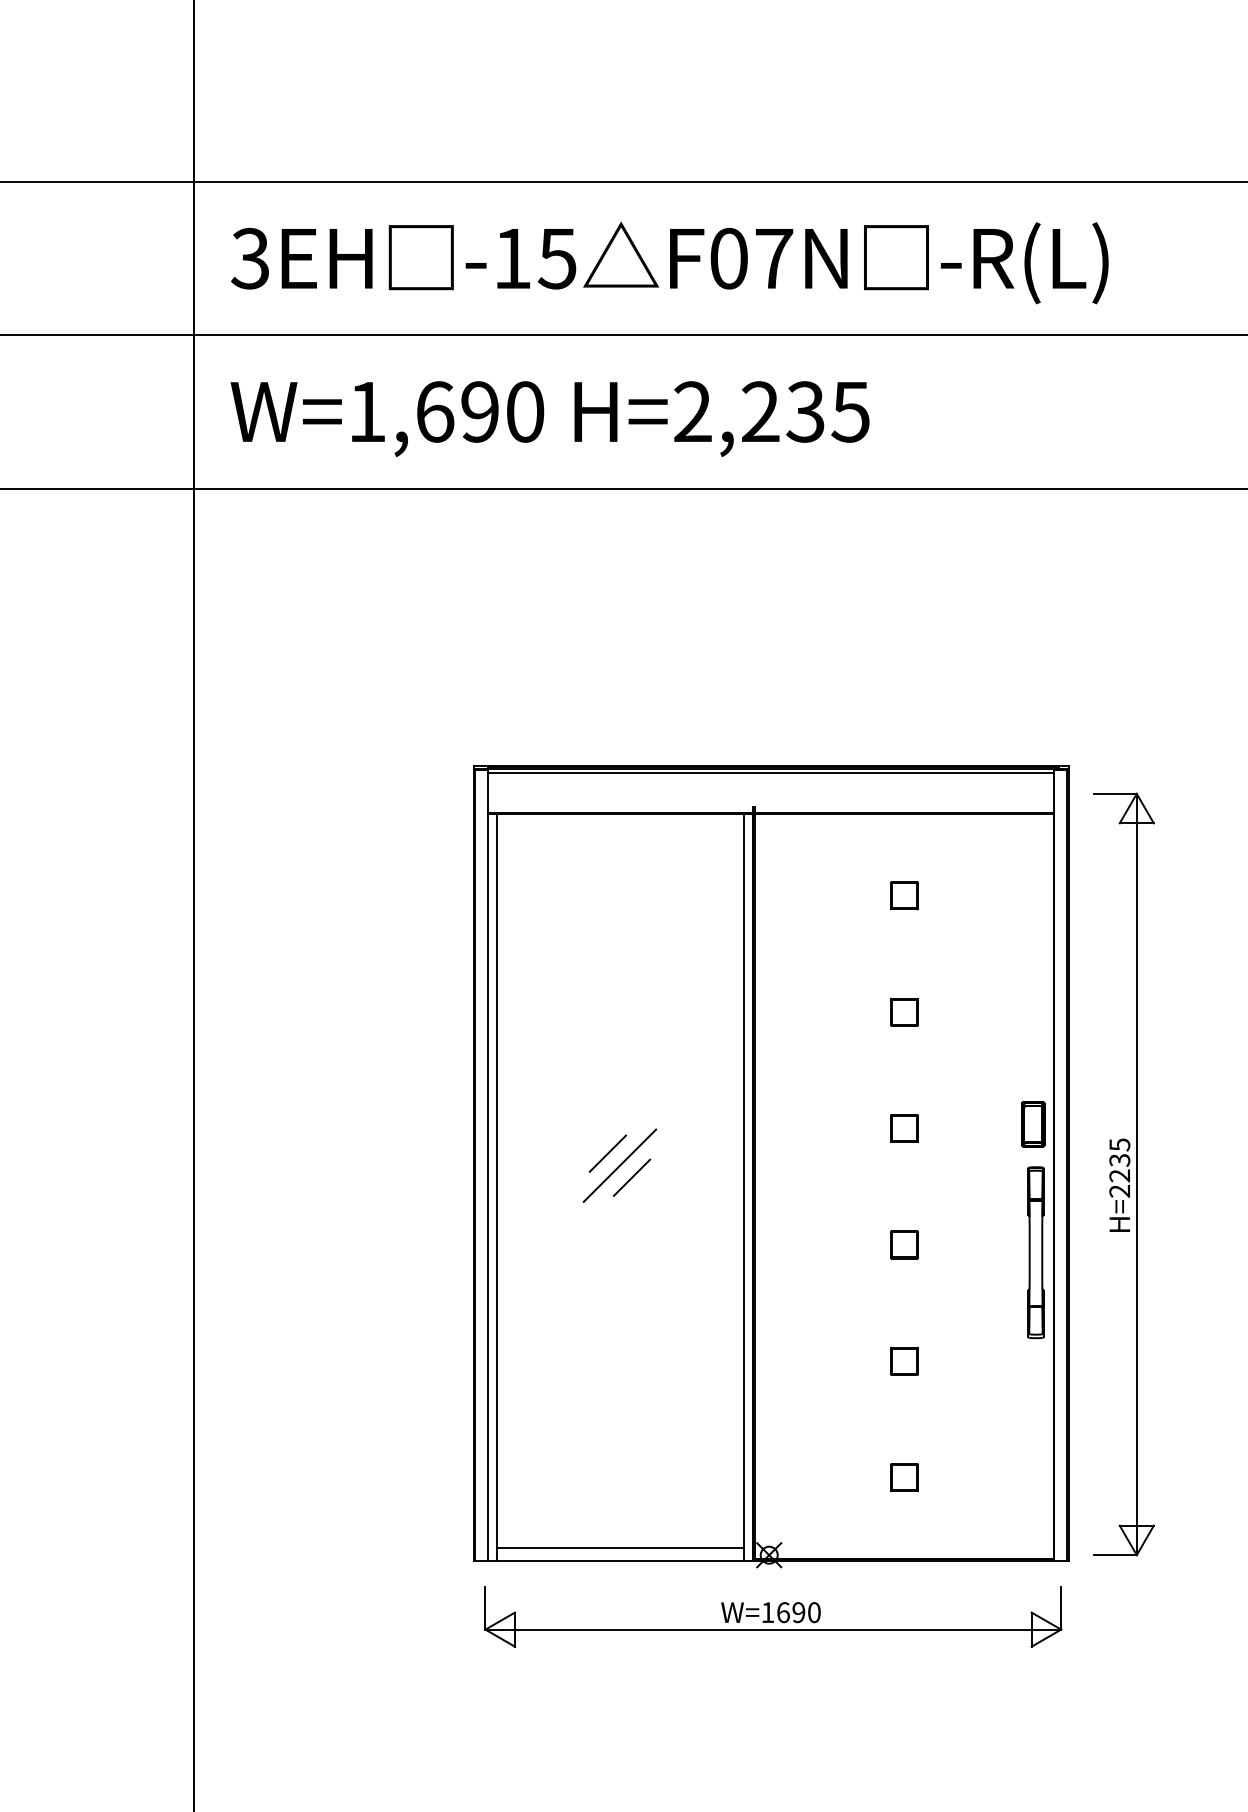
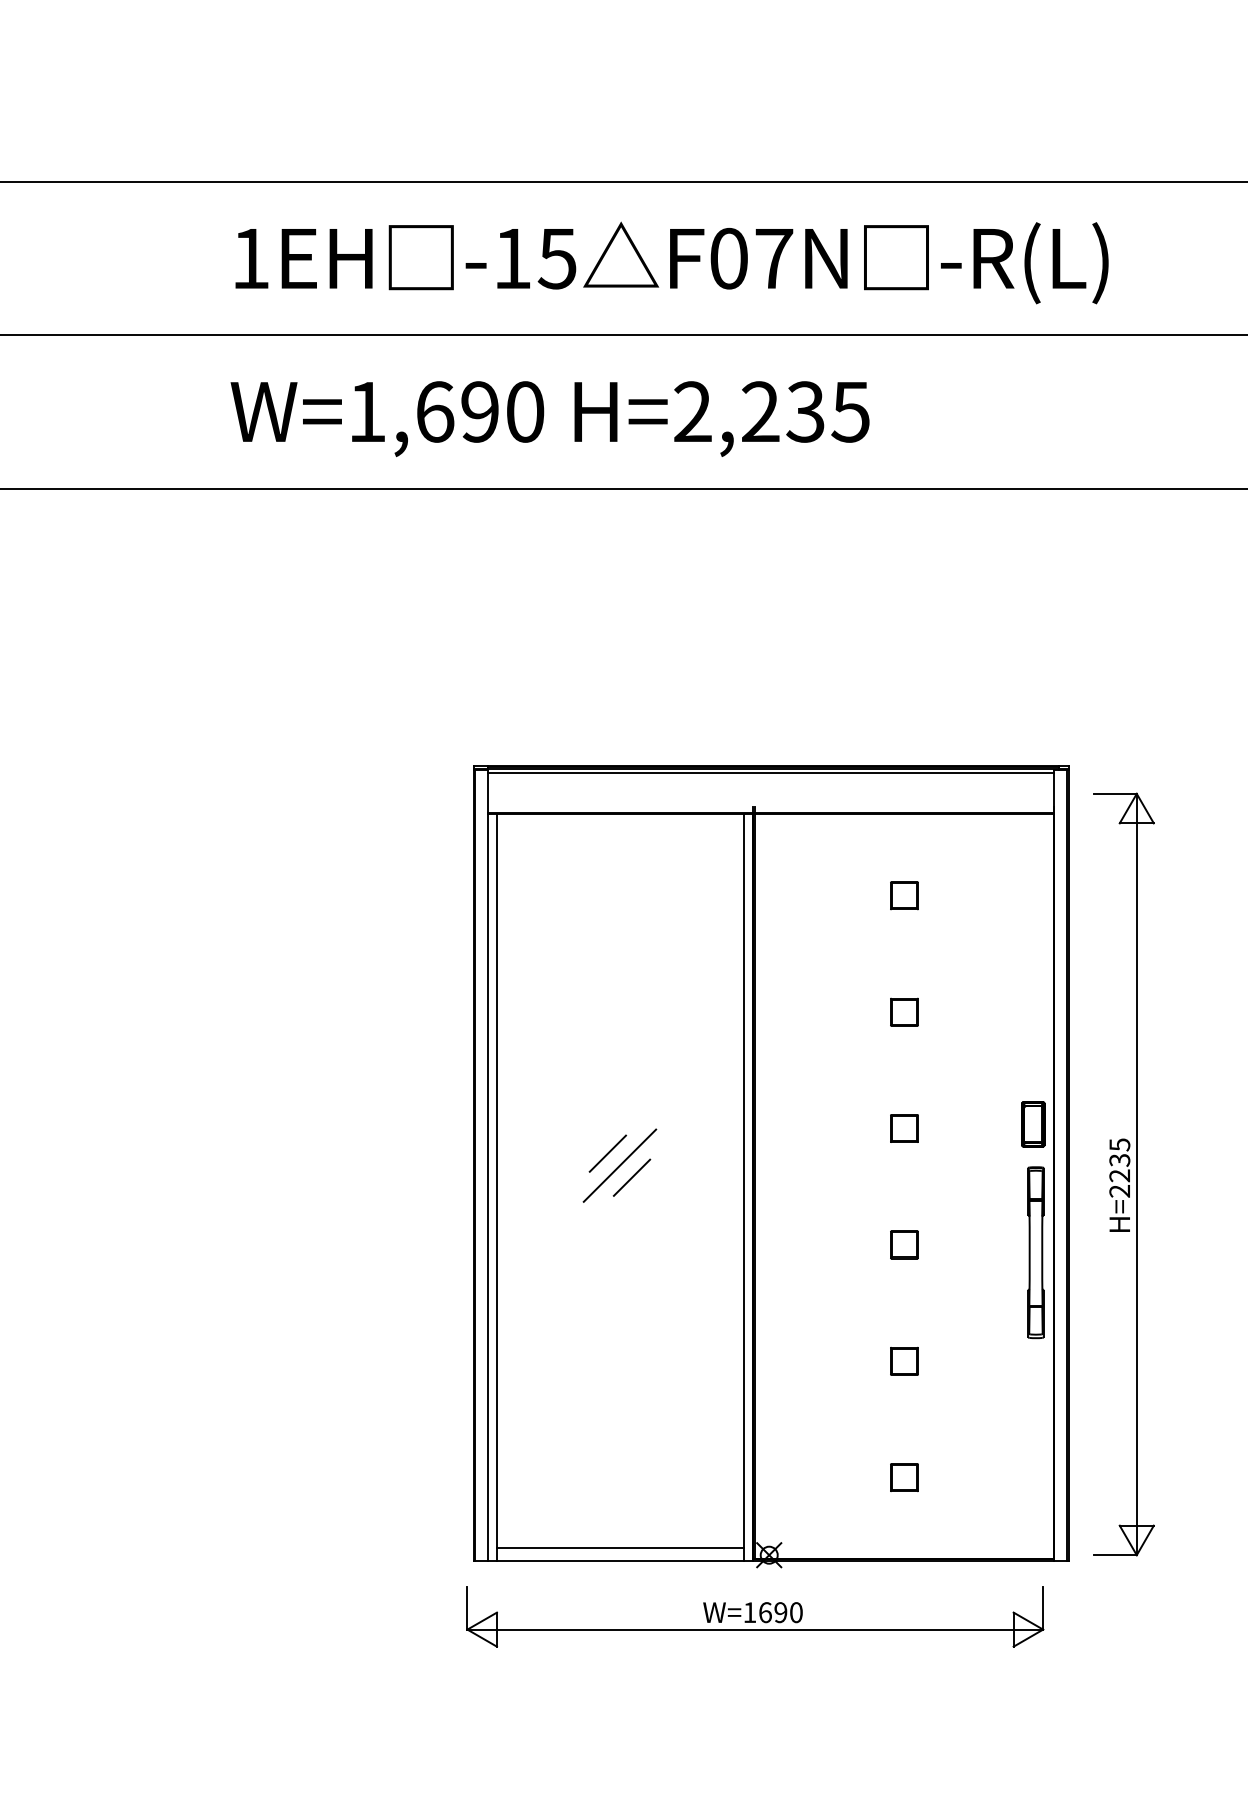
text: 3EH -> 1EH (249, 258)
line: present -> none (194, 905)
part position: (773, 1616) -> (755, 1616) (755, 1616)
